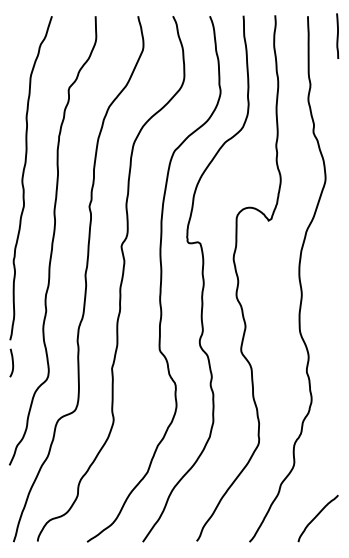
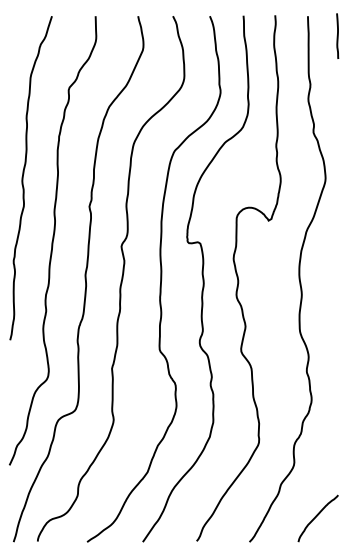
curve: present -> none (12, 362)
